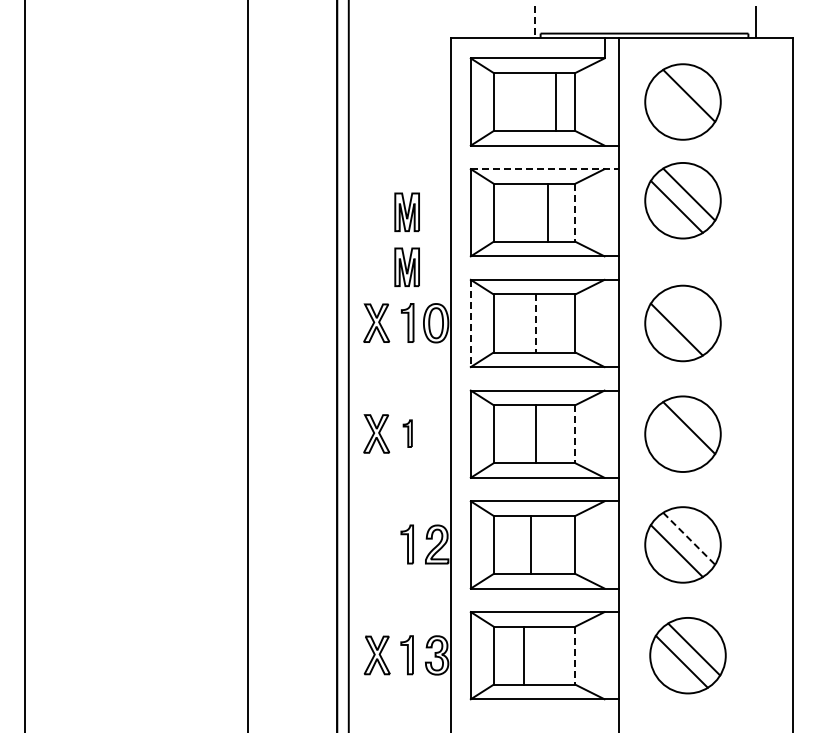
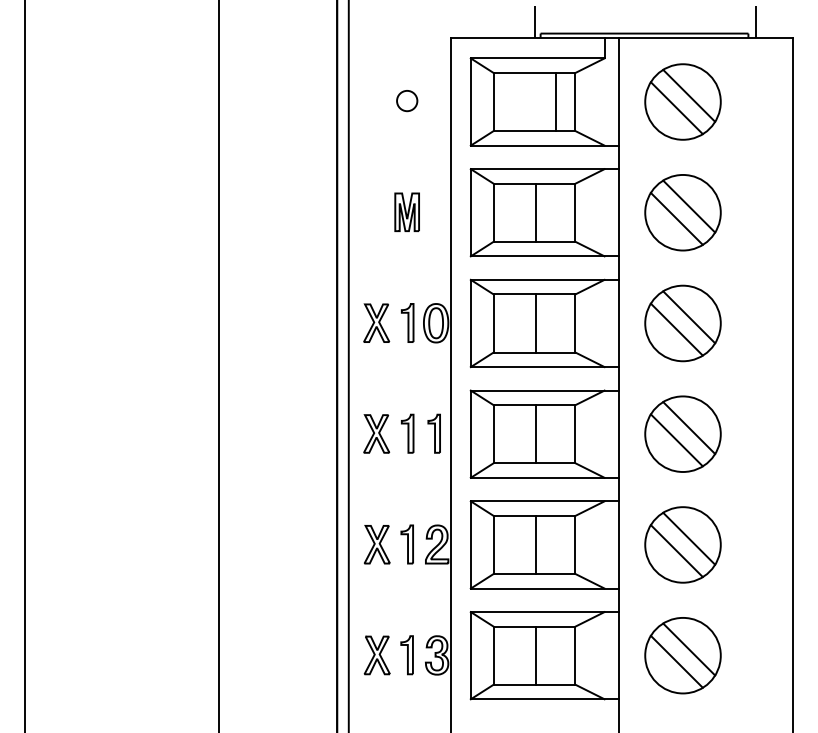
line: dashed -> solid (534, 22)
circle: none -> present (407, 101)
line: none -> present (676, 108)
line: dashed -> solid (545, 169)
part position: (682, 200) -> (682, 212) (682, 212)
line position: (548, 212) -> (536, 212) (536, 212)
line: dashed -> solid (575, 213)
part: present -> none (406, 266)
line: none -> present (689, 317)
line: dashed -> solid (470, 323)
line: dashed -> solid (536, 323)
line position: (247, 365) -> (218, 365) (218, 365)
part size: 11x29 px -> 14x41 px (407, 433)
part: none -> present (433, 433)
line: dashed -> solid (575, 434)
line: none -> present (676, 440)
line: dashed -> solid (689, 538)
part: none -> present (376, 544)
line position: (531, 544) -> (536, 544) (536, 544)
line position: (524, 655) -> (536, 655) (536, 655)
part position: (687, 655) -> (682, 655) (682, 655)
line: dashed -> solid (575, 656)
